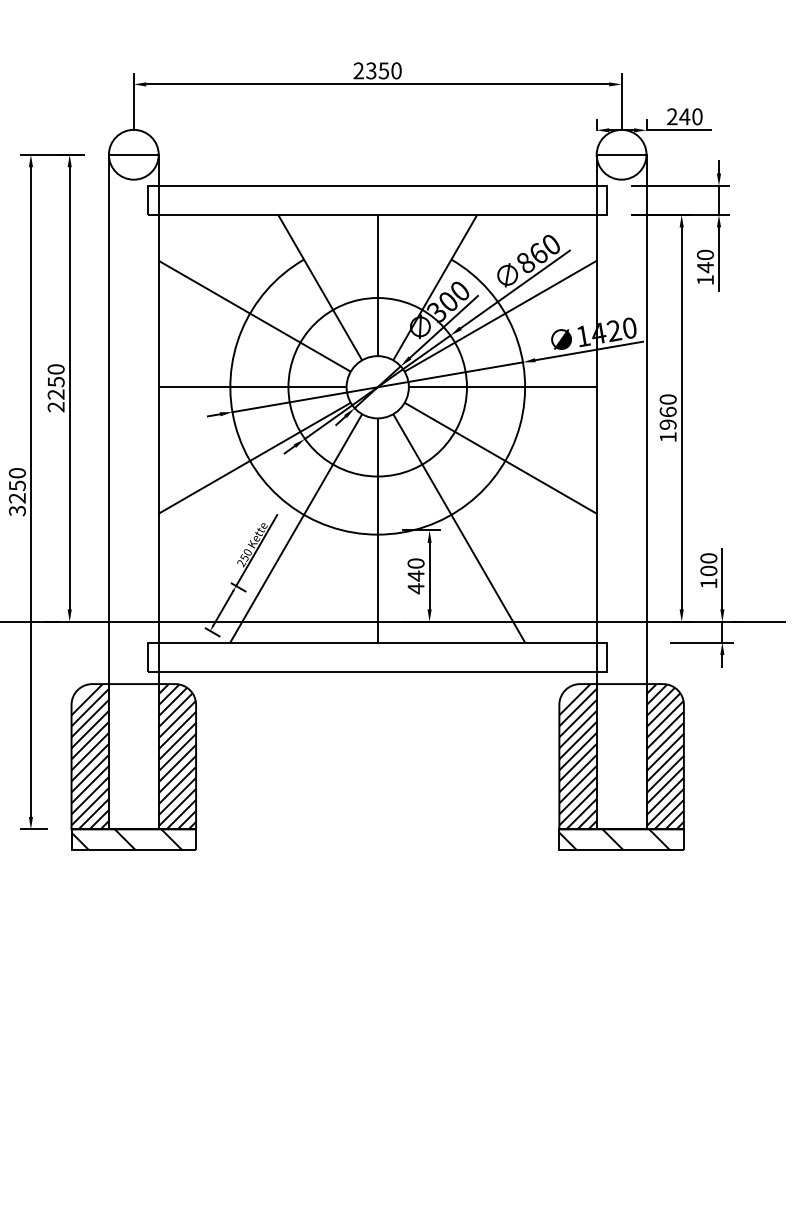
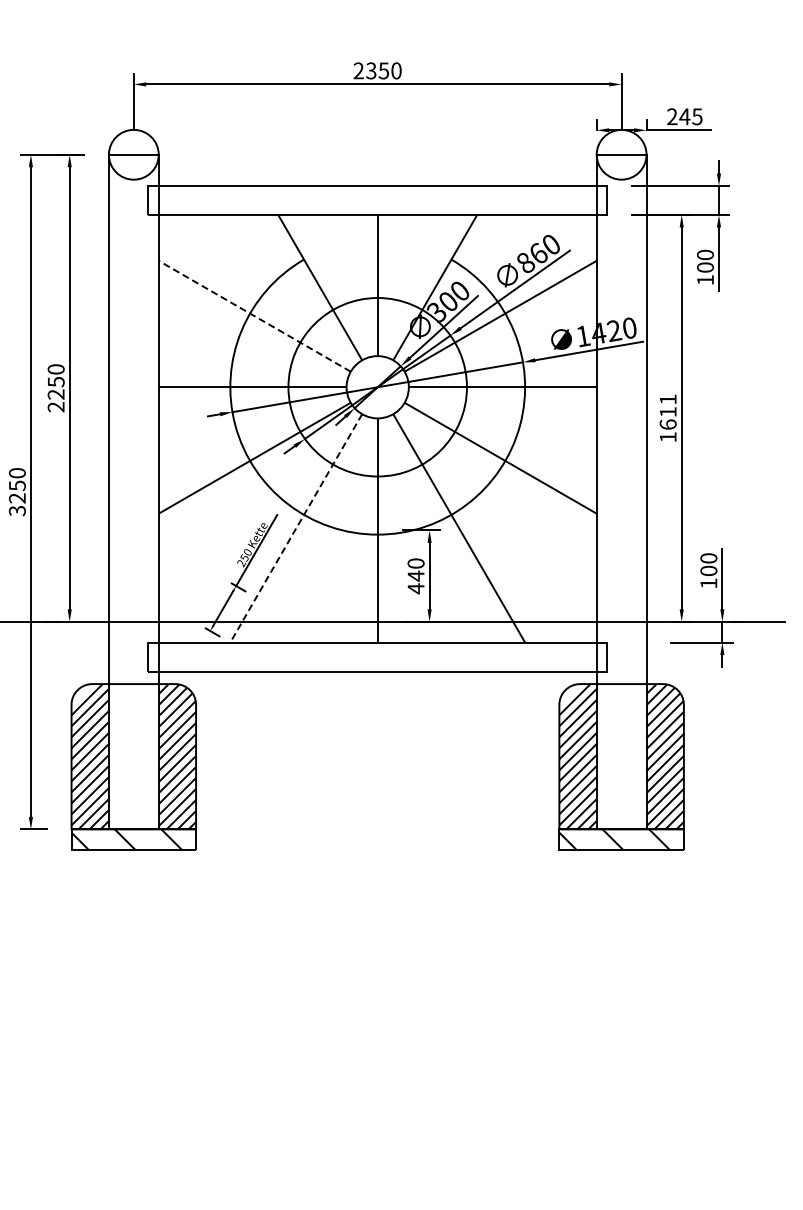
text: 240 -> 245 (697, 116)
text: 140 -> 100 (705, 267)
line: solid -> dashed (254, 316)
text: 1960 -> 1611 (667, 411)
line: solid -> dashed (296, 528)
